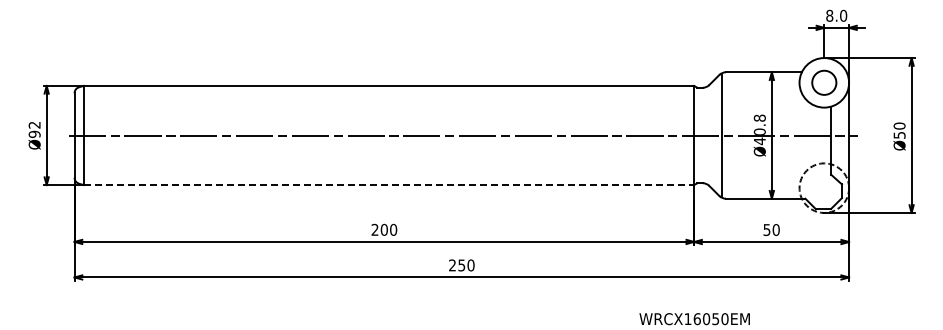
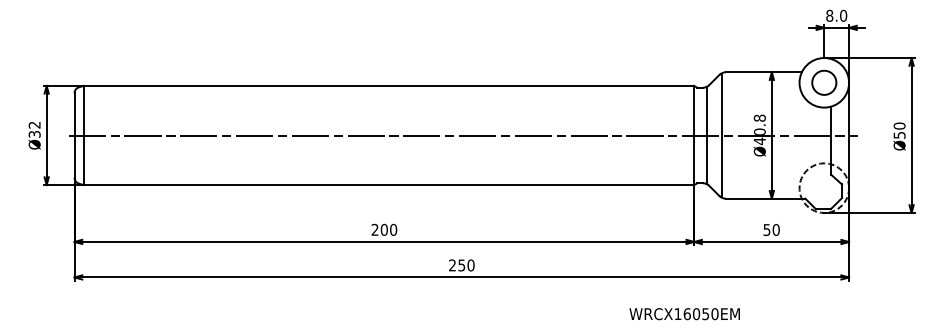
text: Ø92 -> Ø32 (34, 133)
line: none -> present (706, 135)
line: dashed -> solid (389, 185)
text position: (694, 319) -> (684, 314) (684, 314)
